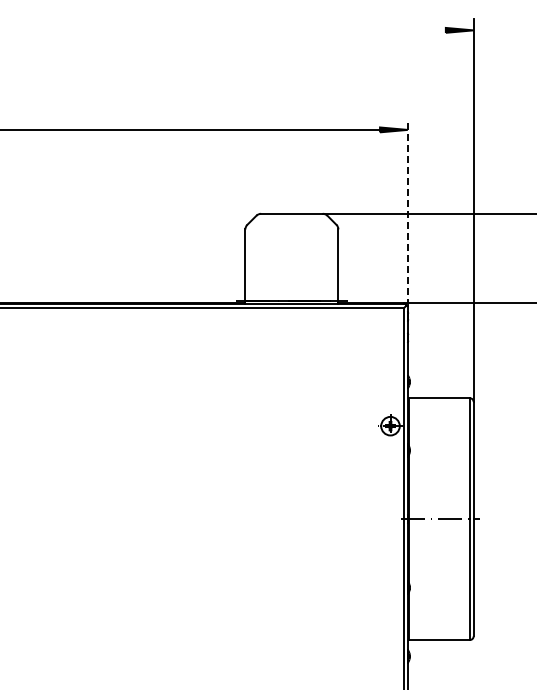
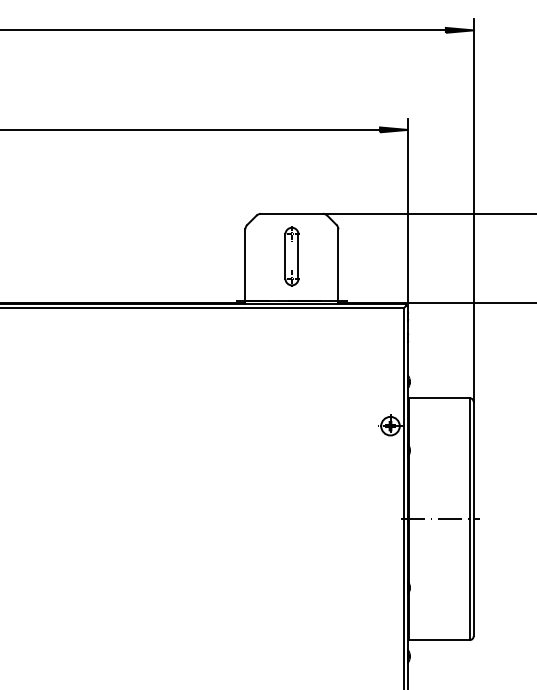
line: none -> present (223, 30)
line: dashed -> solid (407, 212)
part: none -> present (291, 256)
